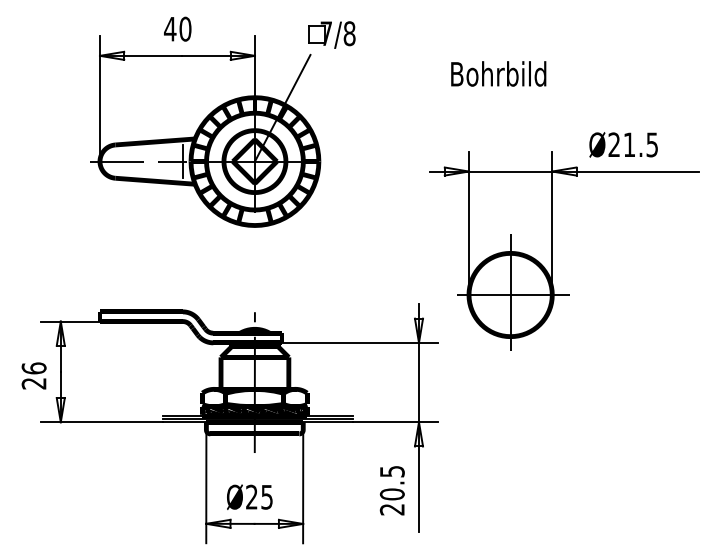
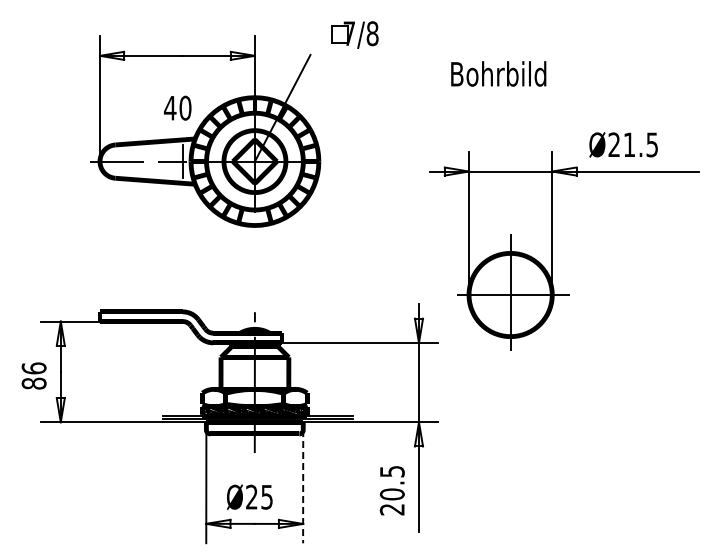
text position: (177, 28) -> (177, 107) (177, 107)
part position: (331, 34) -> (354, 34) (354, 34)
text: 26 -> 86 (33, 383)
line: solid -> dashed (303, 486)
